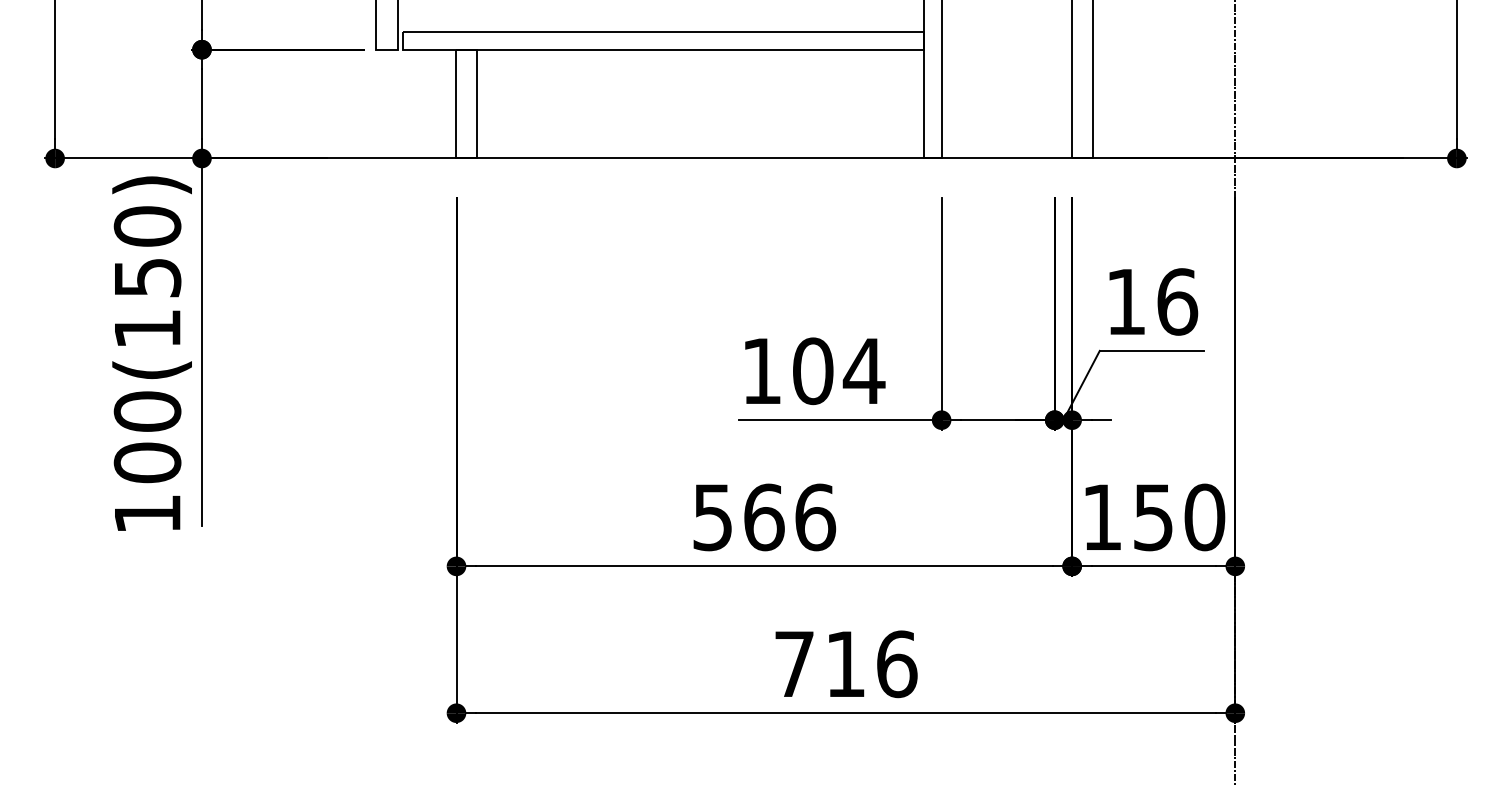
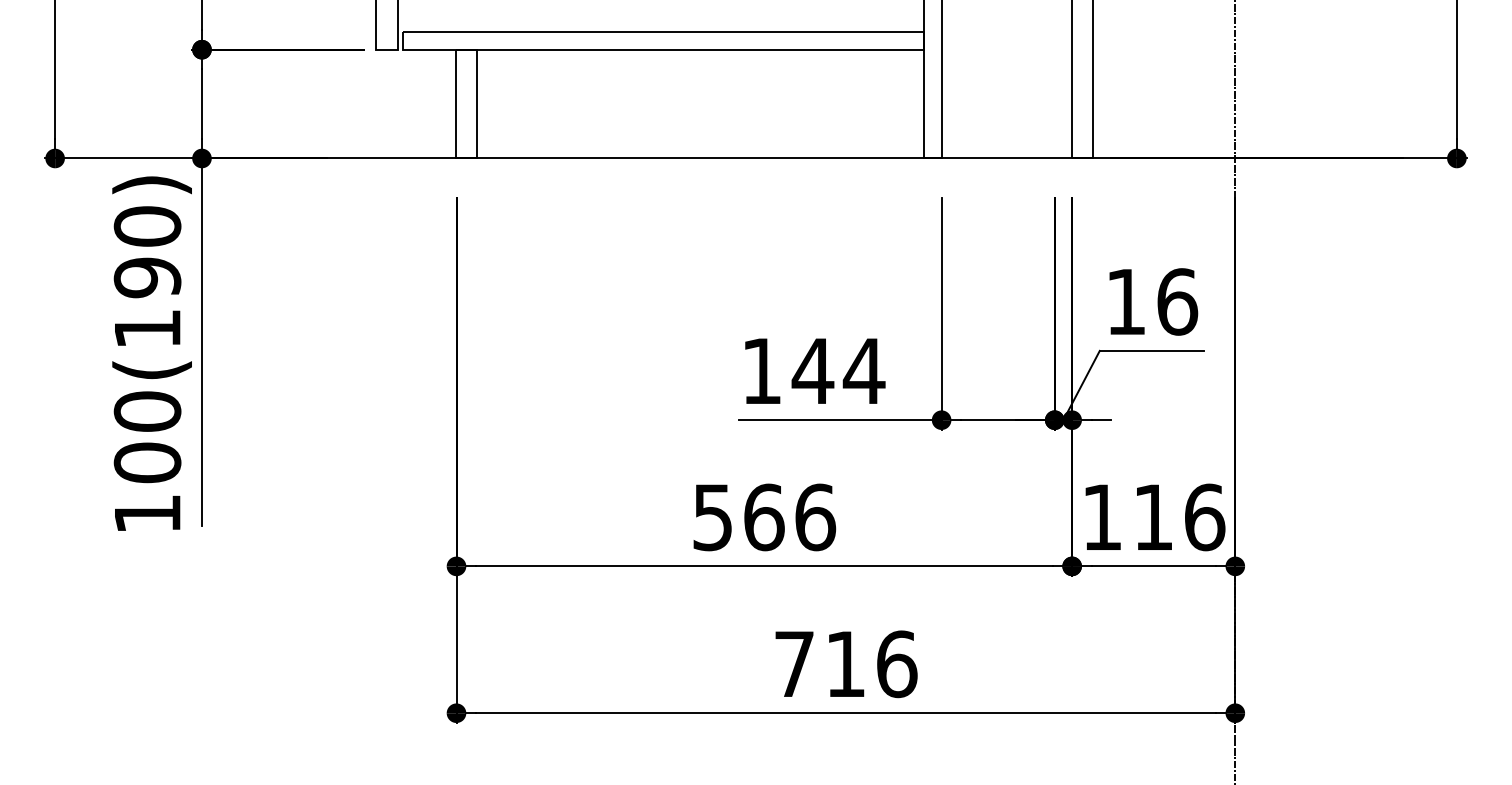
text: 100(150) -> 100(190) (147, 277)
text: 104 -> 144 (812, 371)
text: 150 -> 116 (1179, 517)
